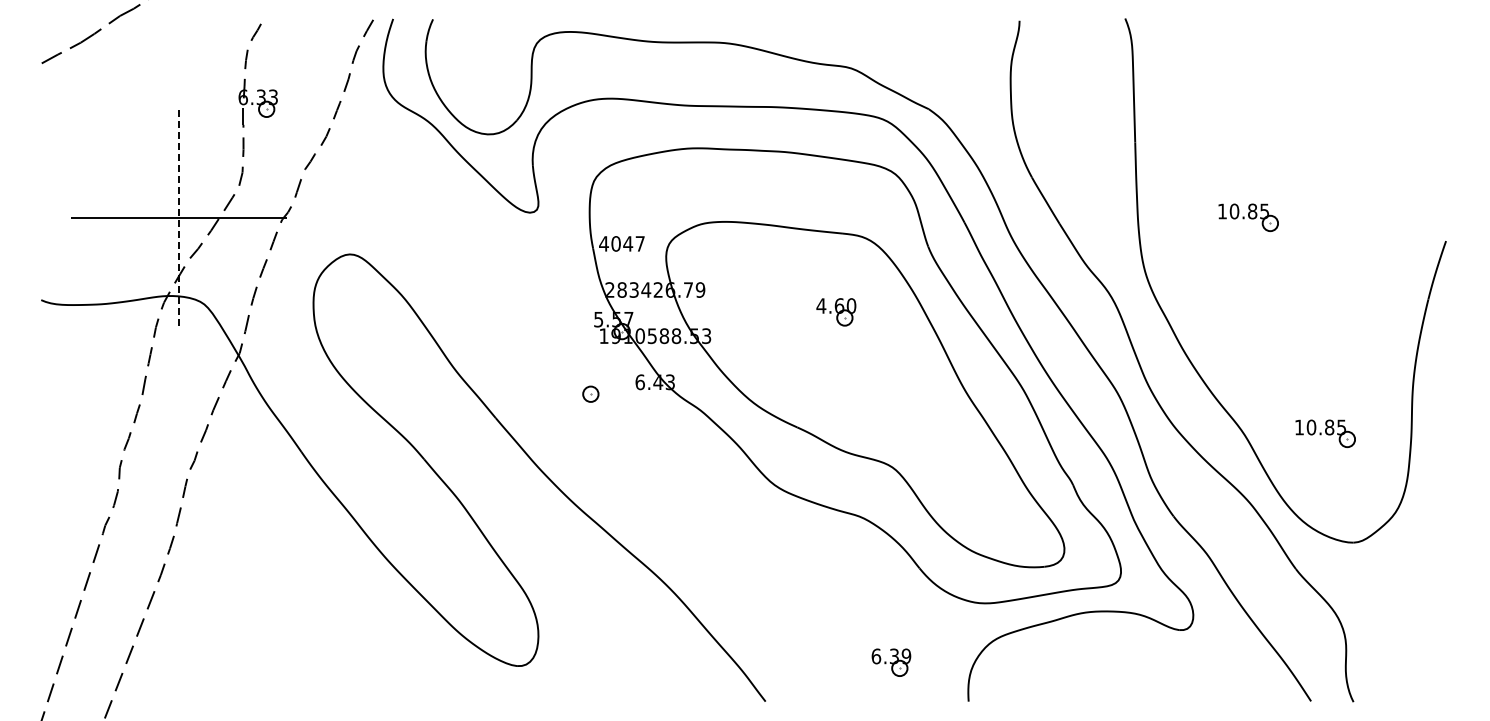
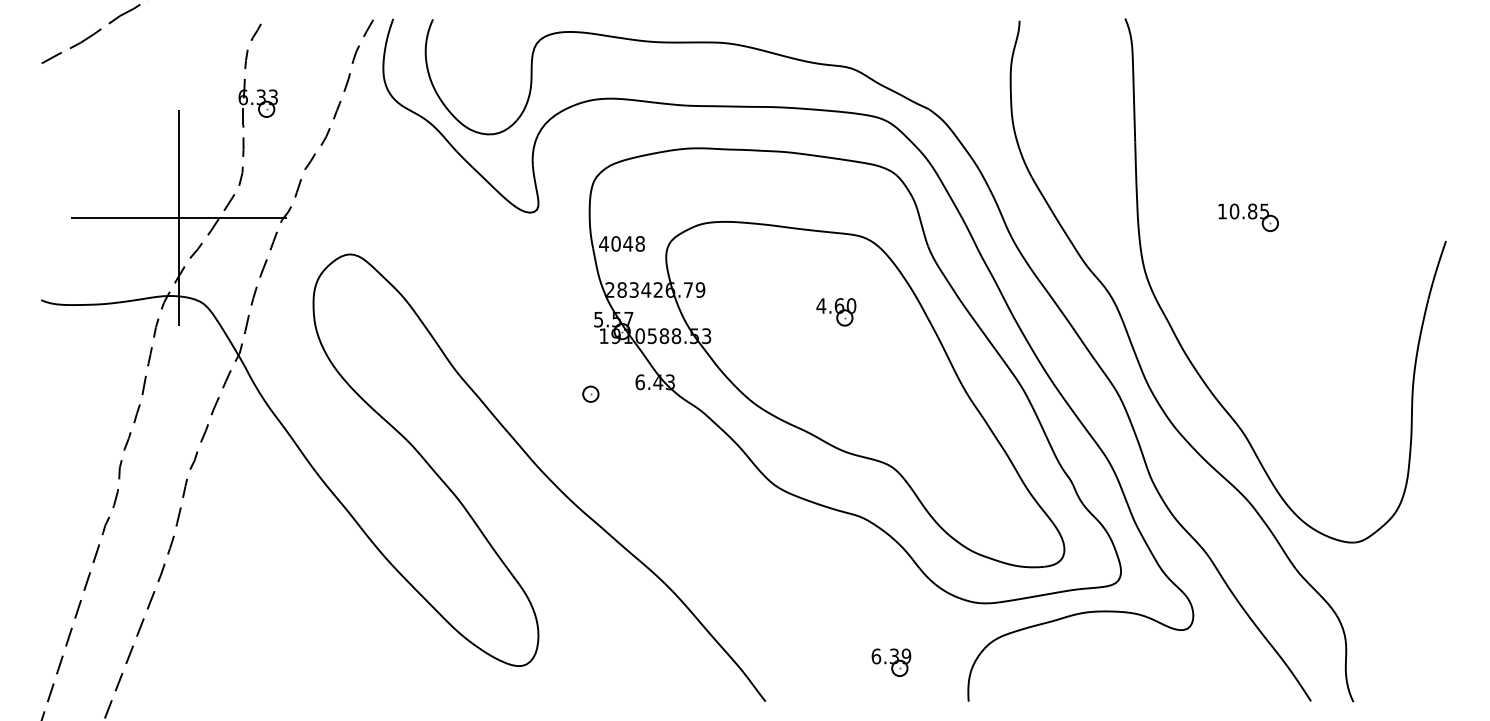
line: dashed -> solid (178, 217)
text: 4047 -> 4048 (639, 243)
part: present -> none (1325, 433)
